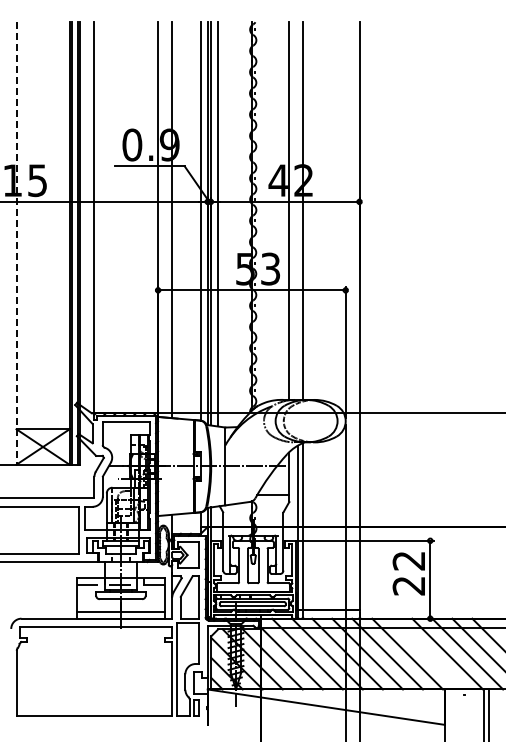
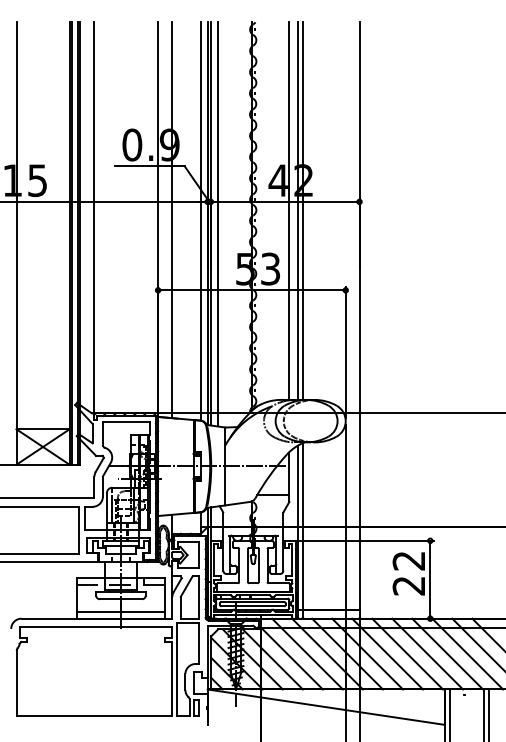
line: none -> present (297, 210)
line: dashed -> solid (16, 243)
line: none -> present (427, 653)
line: none -> present (450, 713)
